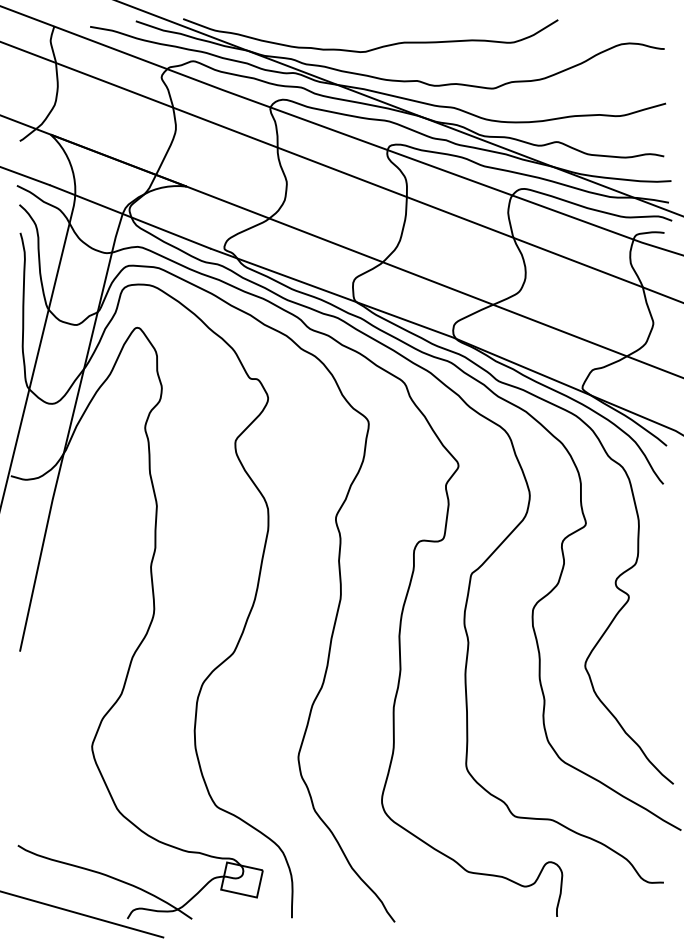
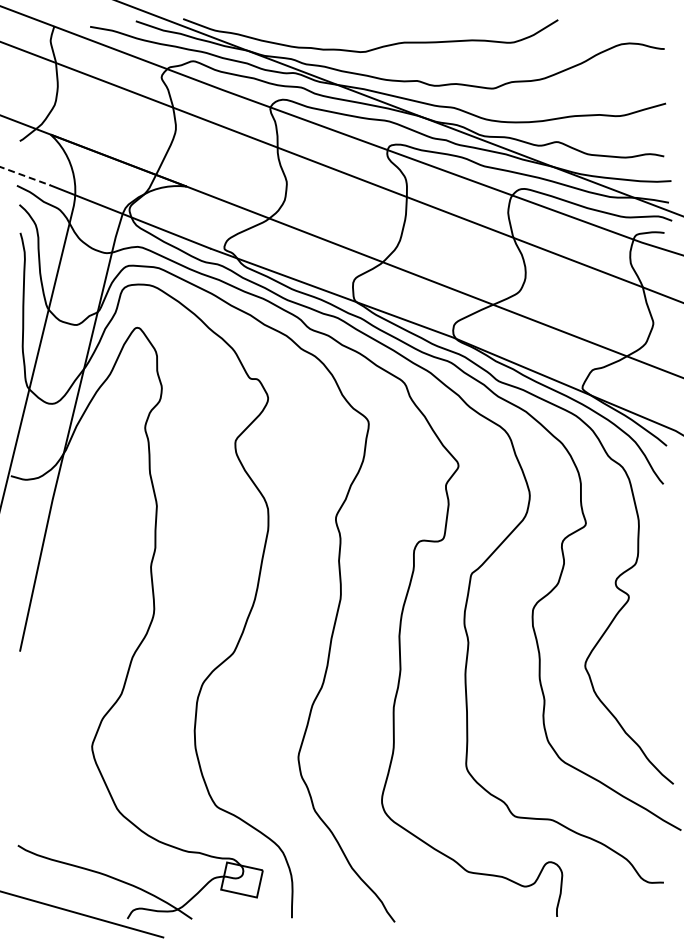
line: solid -> dashed (26, 176)
